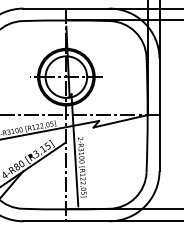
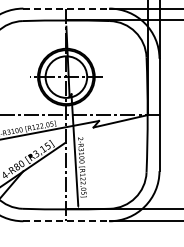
line: solid -> dashed (66, 8)
line: solid -> dashed (66, 221)
